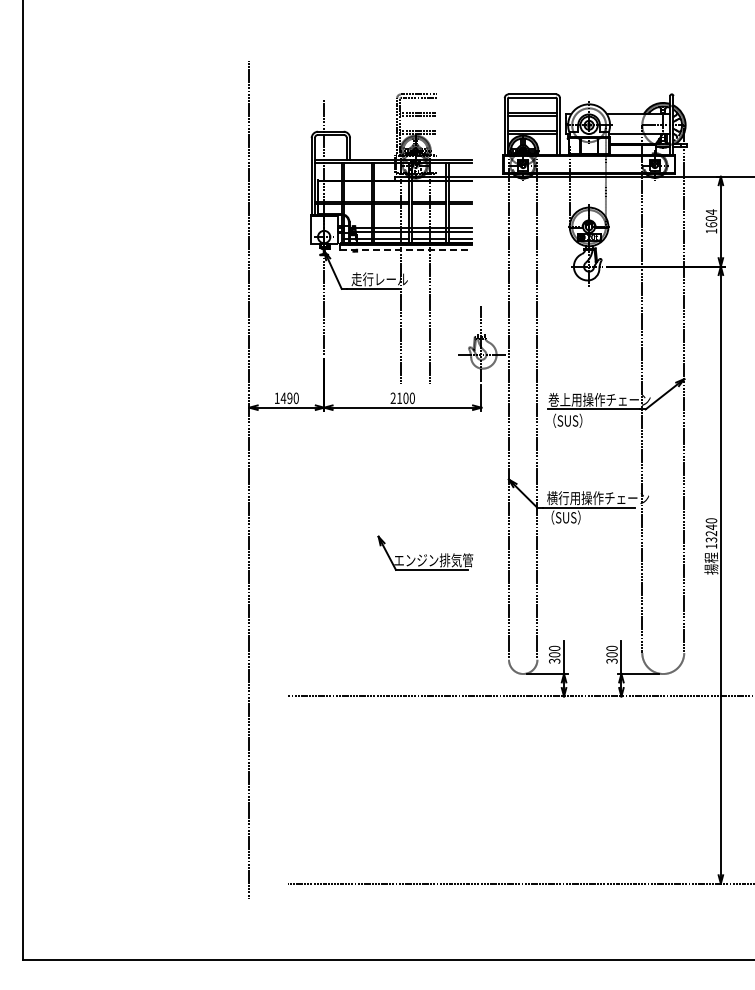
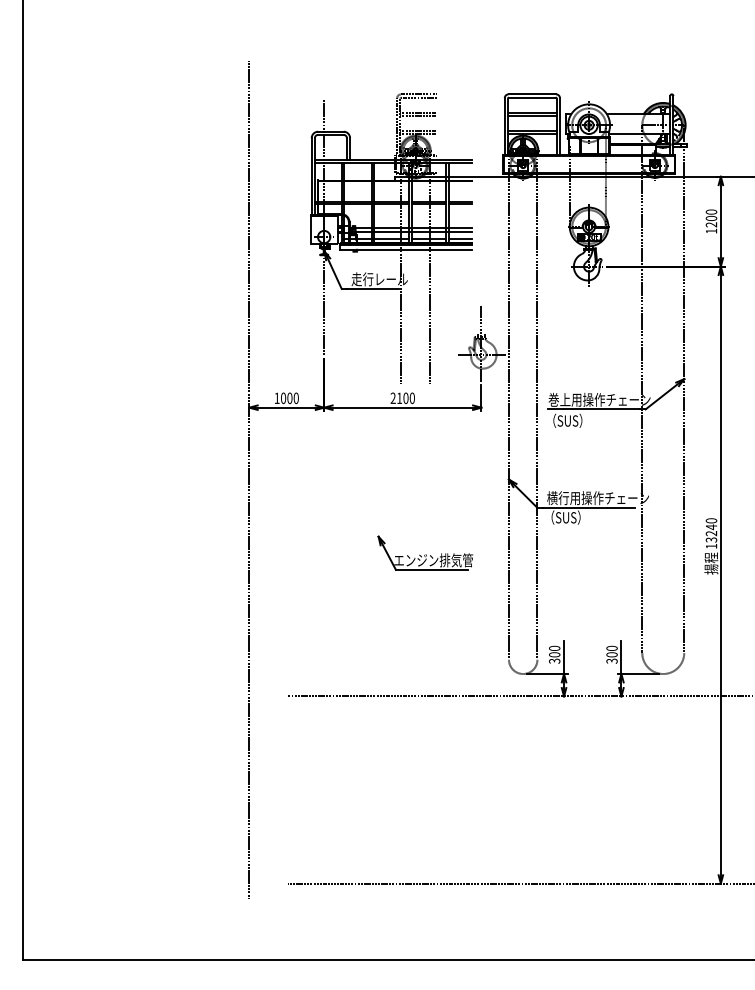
text: 1604 -> 1200 (711, 218)
line: dashed -> solid (405, 249)
text: 1490 -> 1000 (286, 398)
